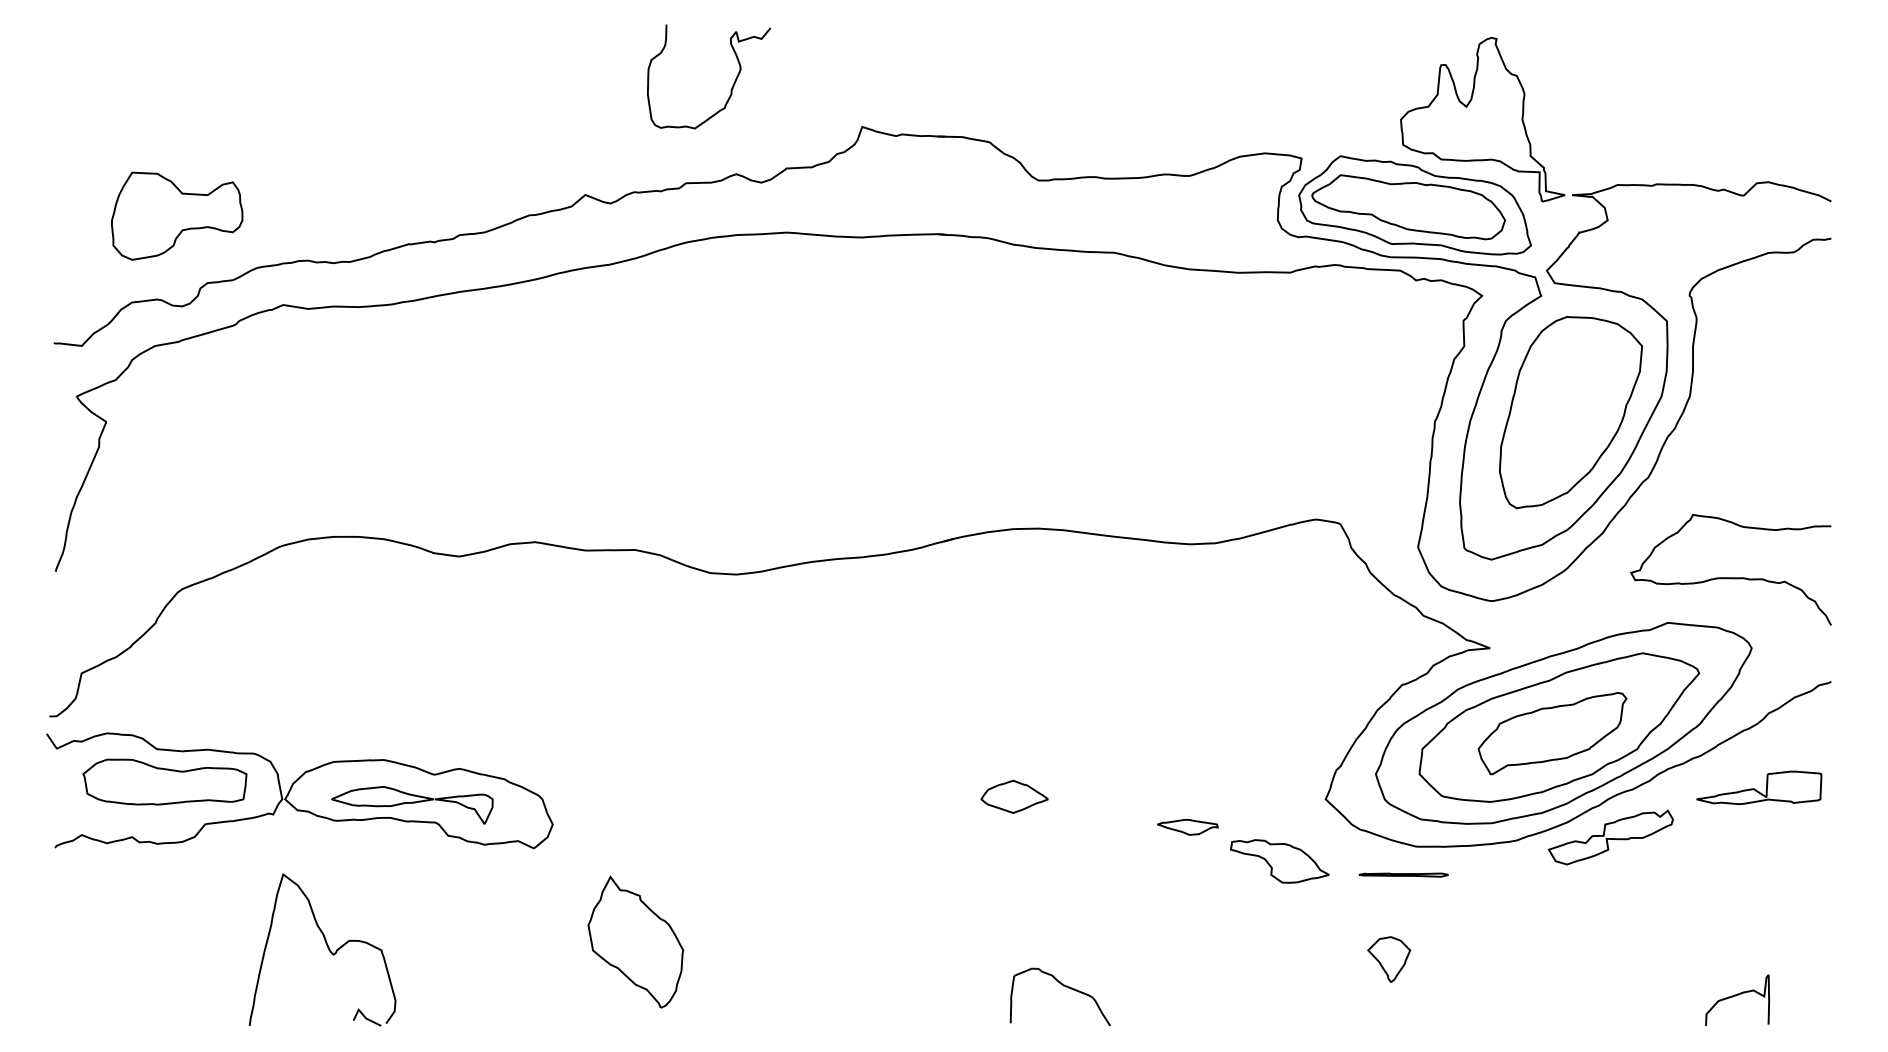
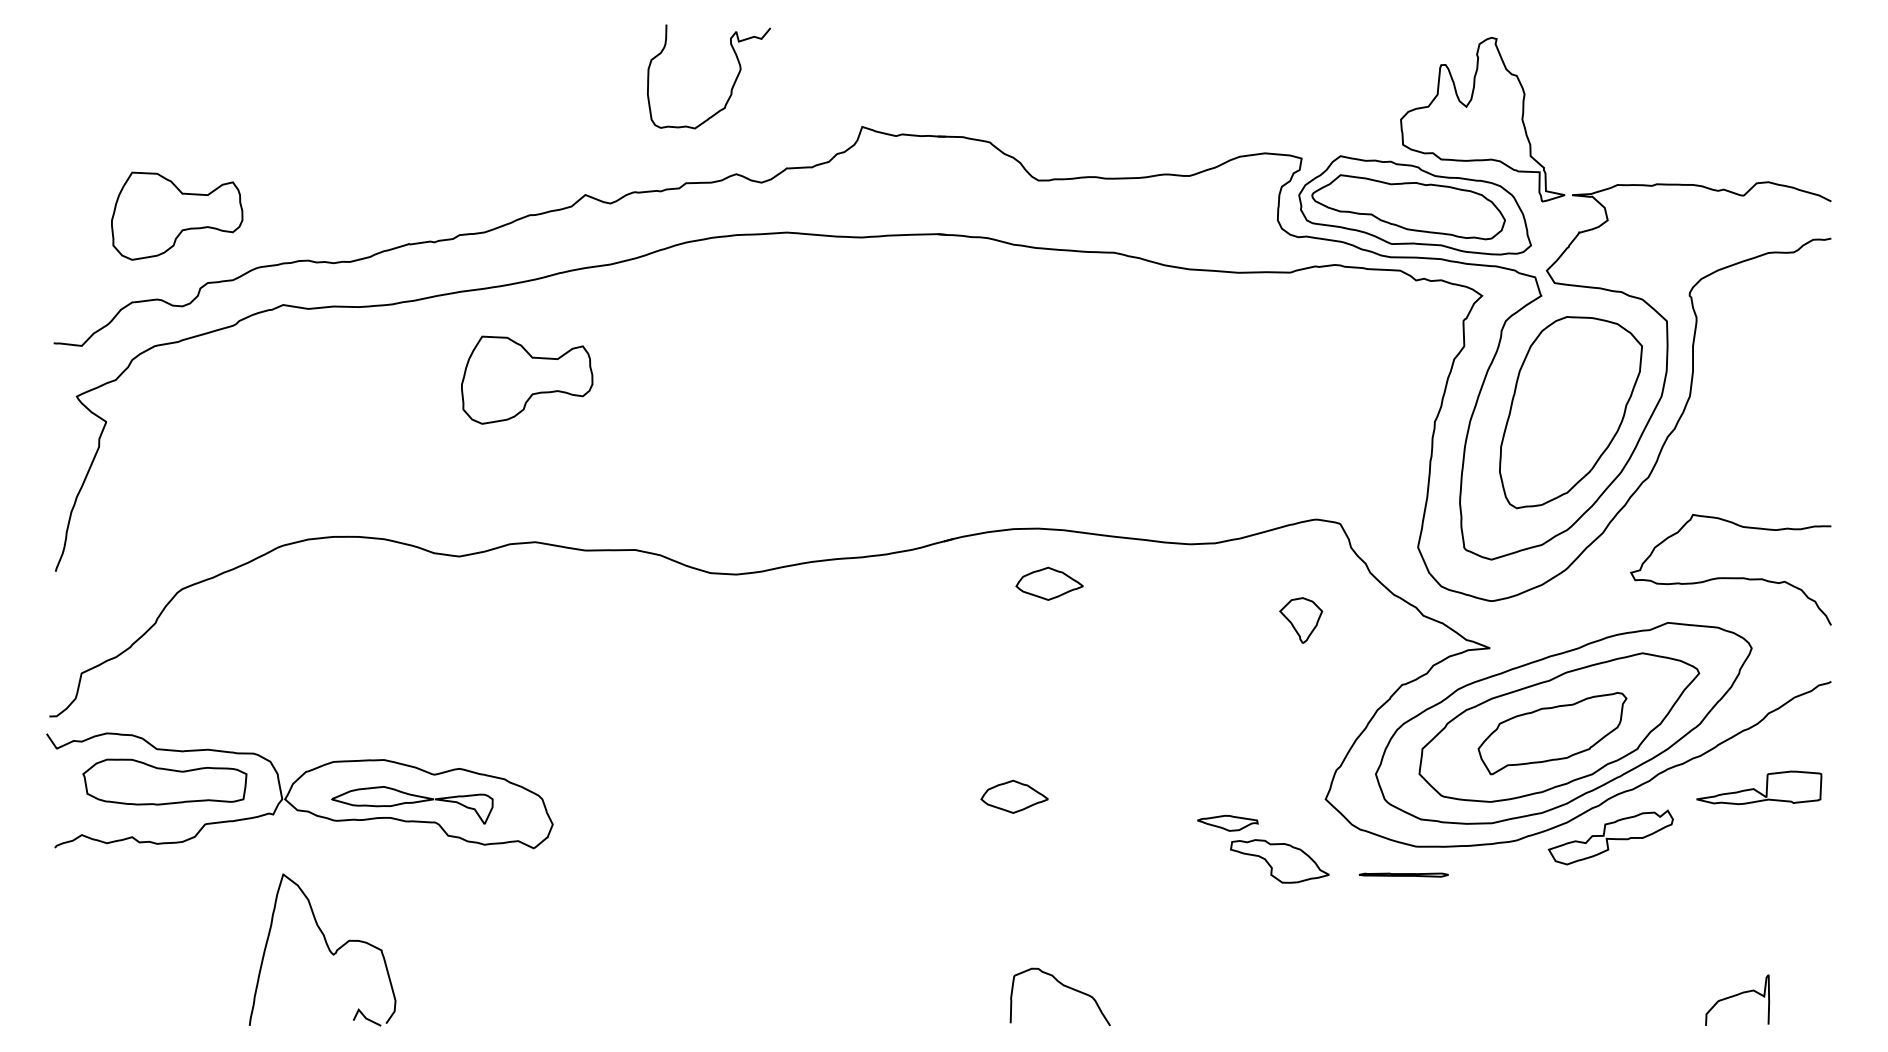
part: none -> present (527, 379)
part: none -> present (1049, 583)
part position: (1187, 827) -> (1227, 823) (1227, 823)
part: present -> none (635, 941)
part position: (1389, 959) -> (1301, 620) (1301, 620)
